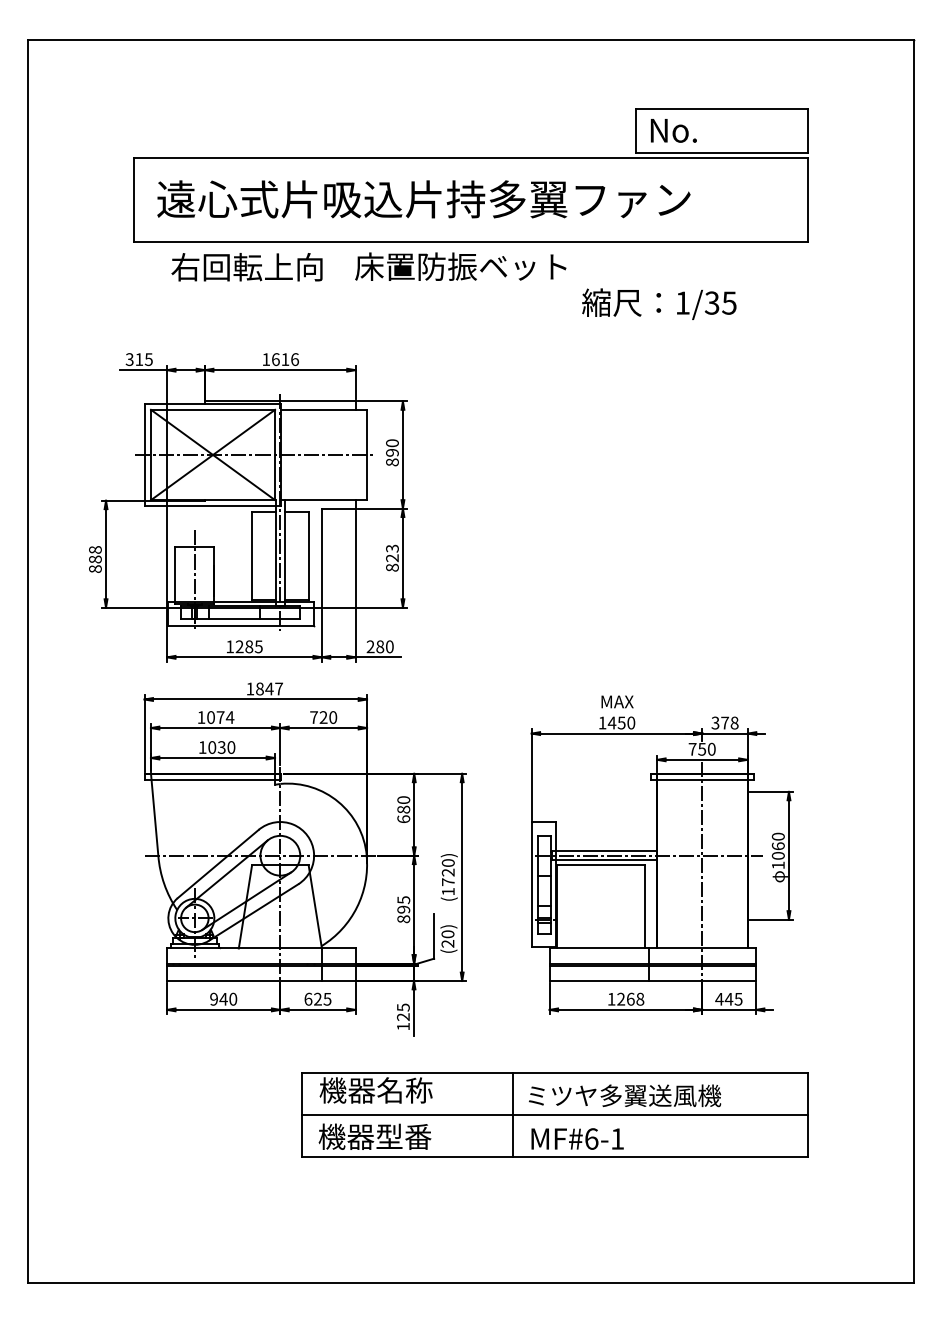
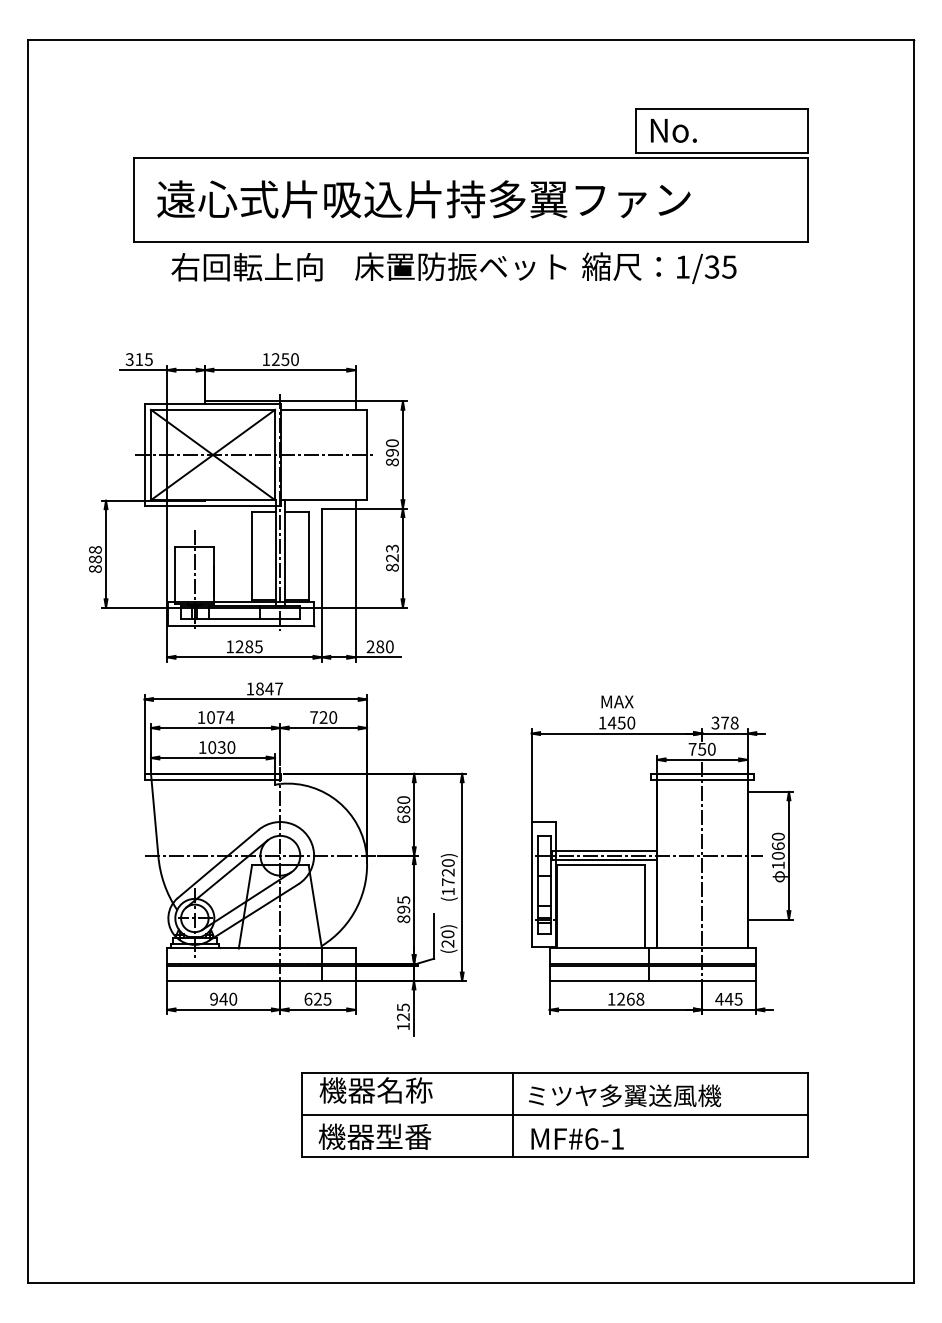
text position: (659, 303) -> (659, 267) (659, 267)
text: 1616 -> 1250 (284, 359)
